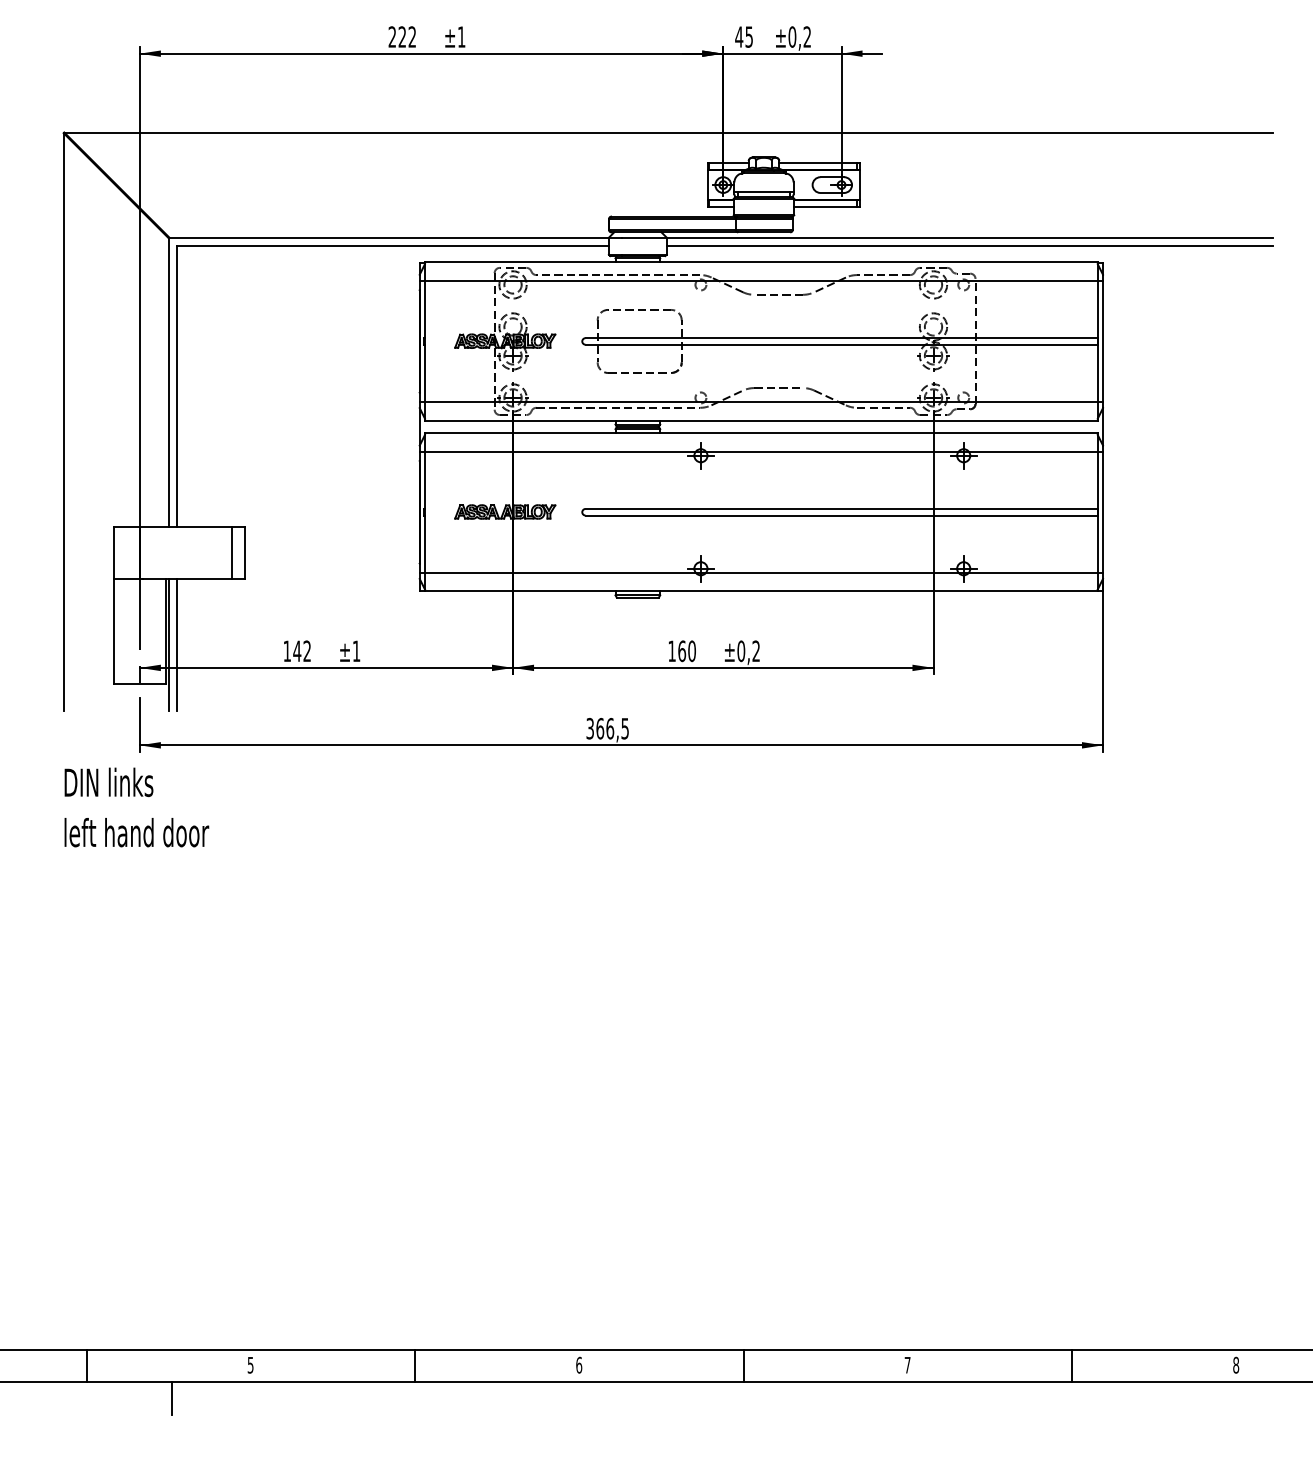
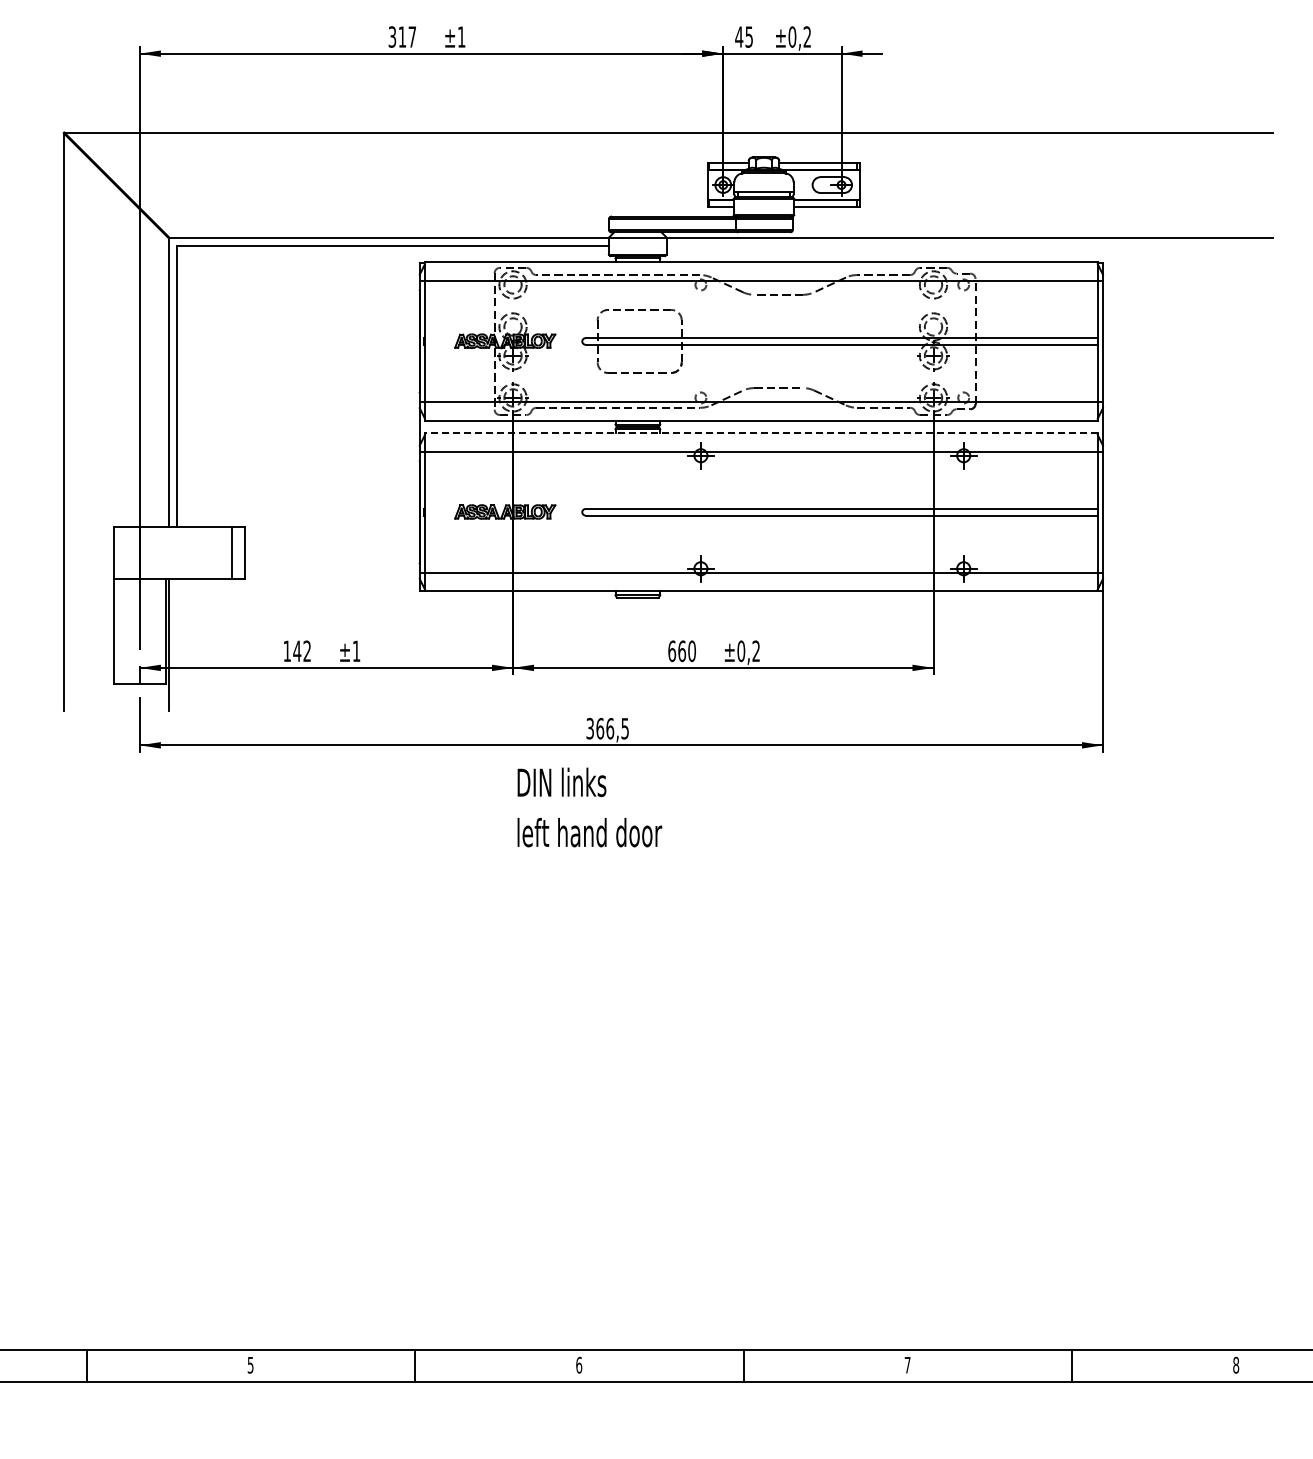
text: 222 -> 317 (402, 36)
line: present -> none (969, 245)
line: solid -> dashed (760, 433)
line: present -> none (176, 644)
text: 160 -> 660 (672, 651)
text position: (136, 807) -> (589, 807) (589, 807)
line: present -> none (171, 1398)
